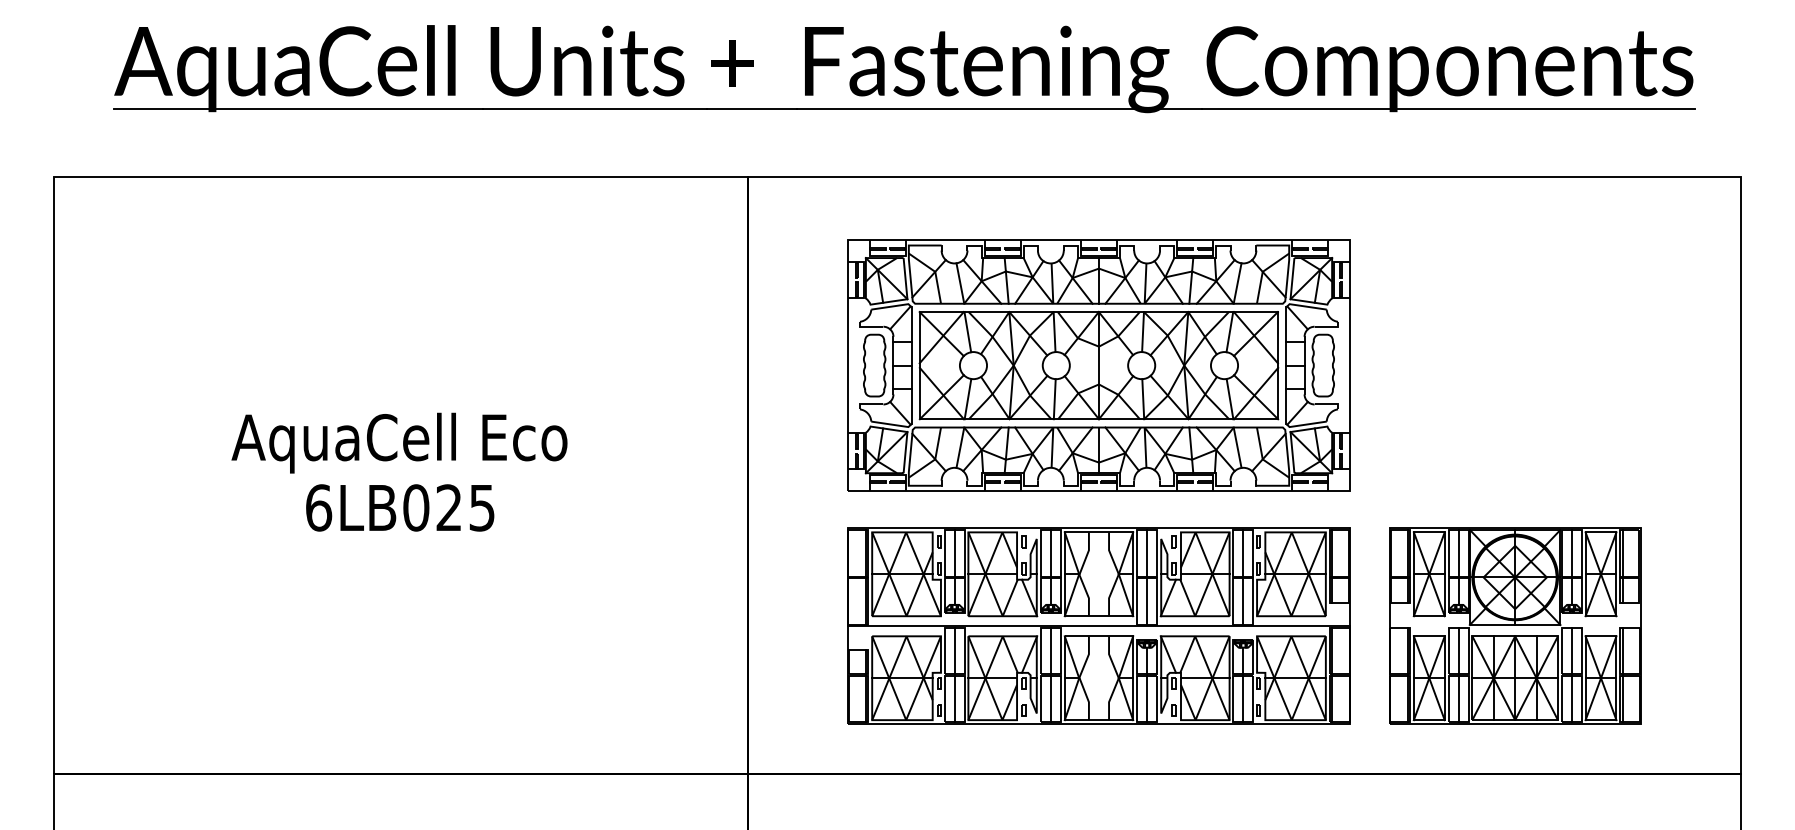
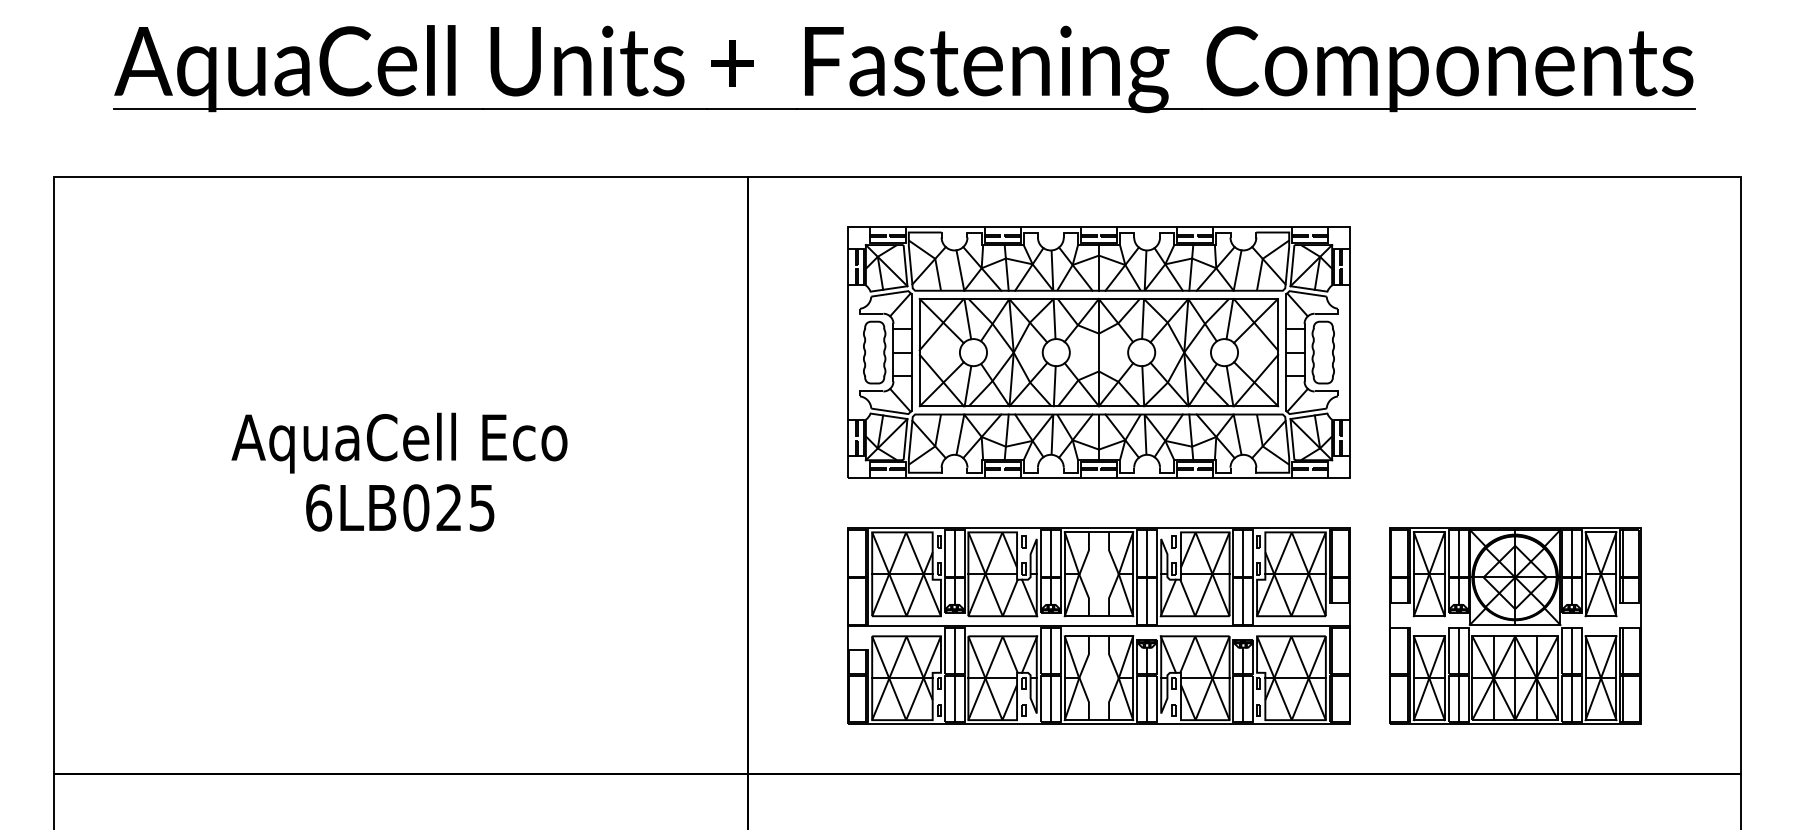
part position: (1098, 365) -> (1098, 352) (1098, 352)
